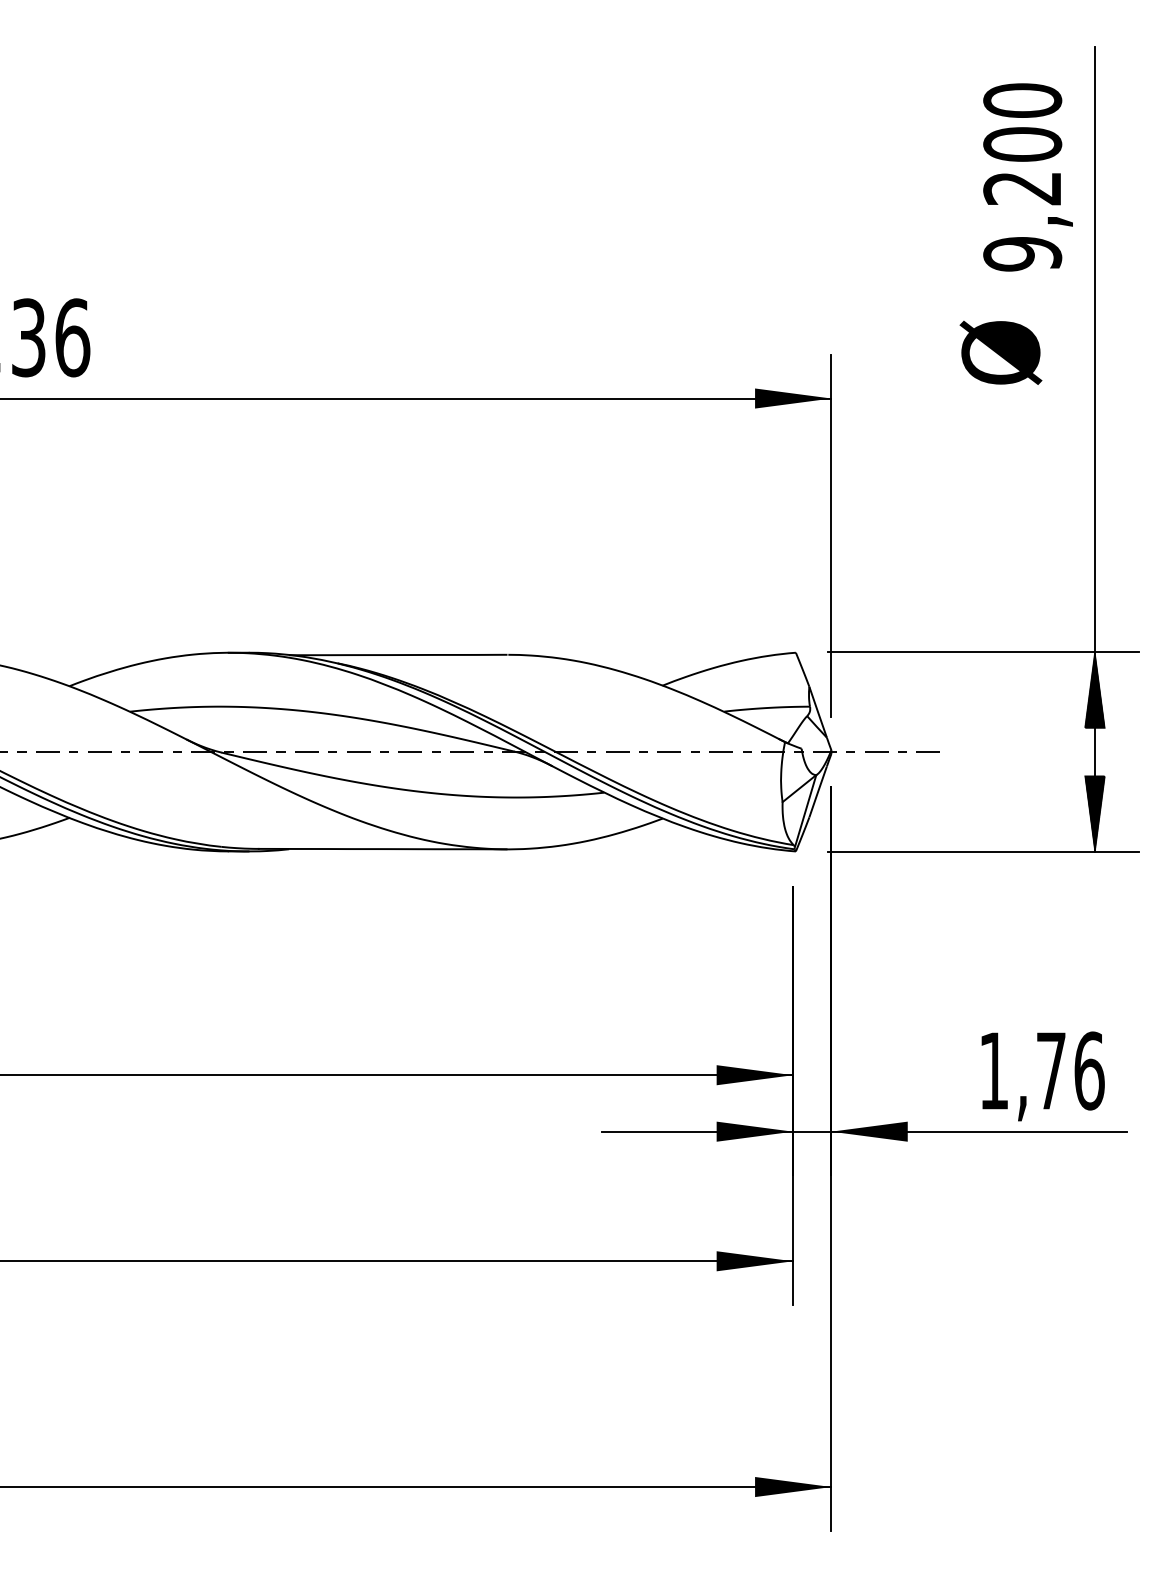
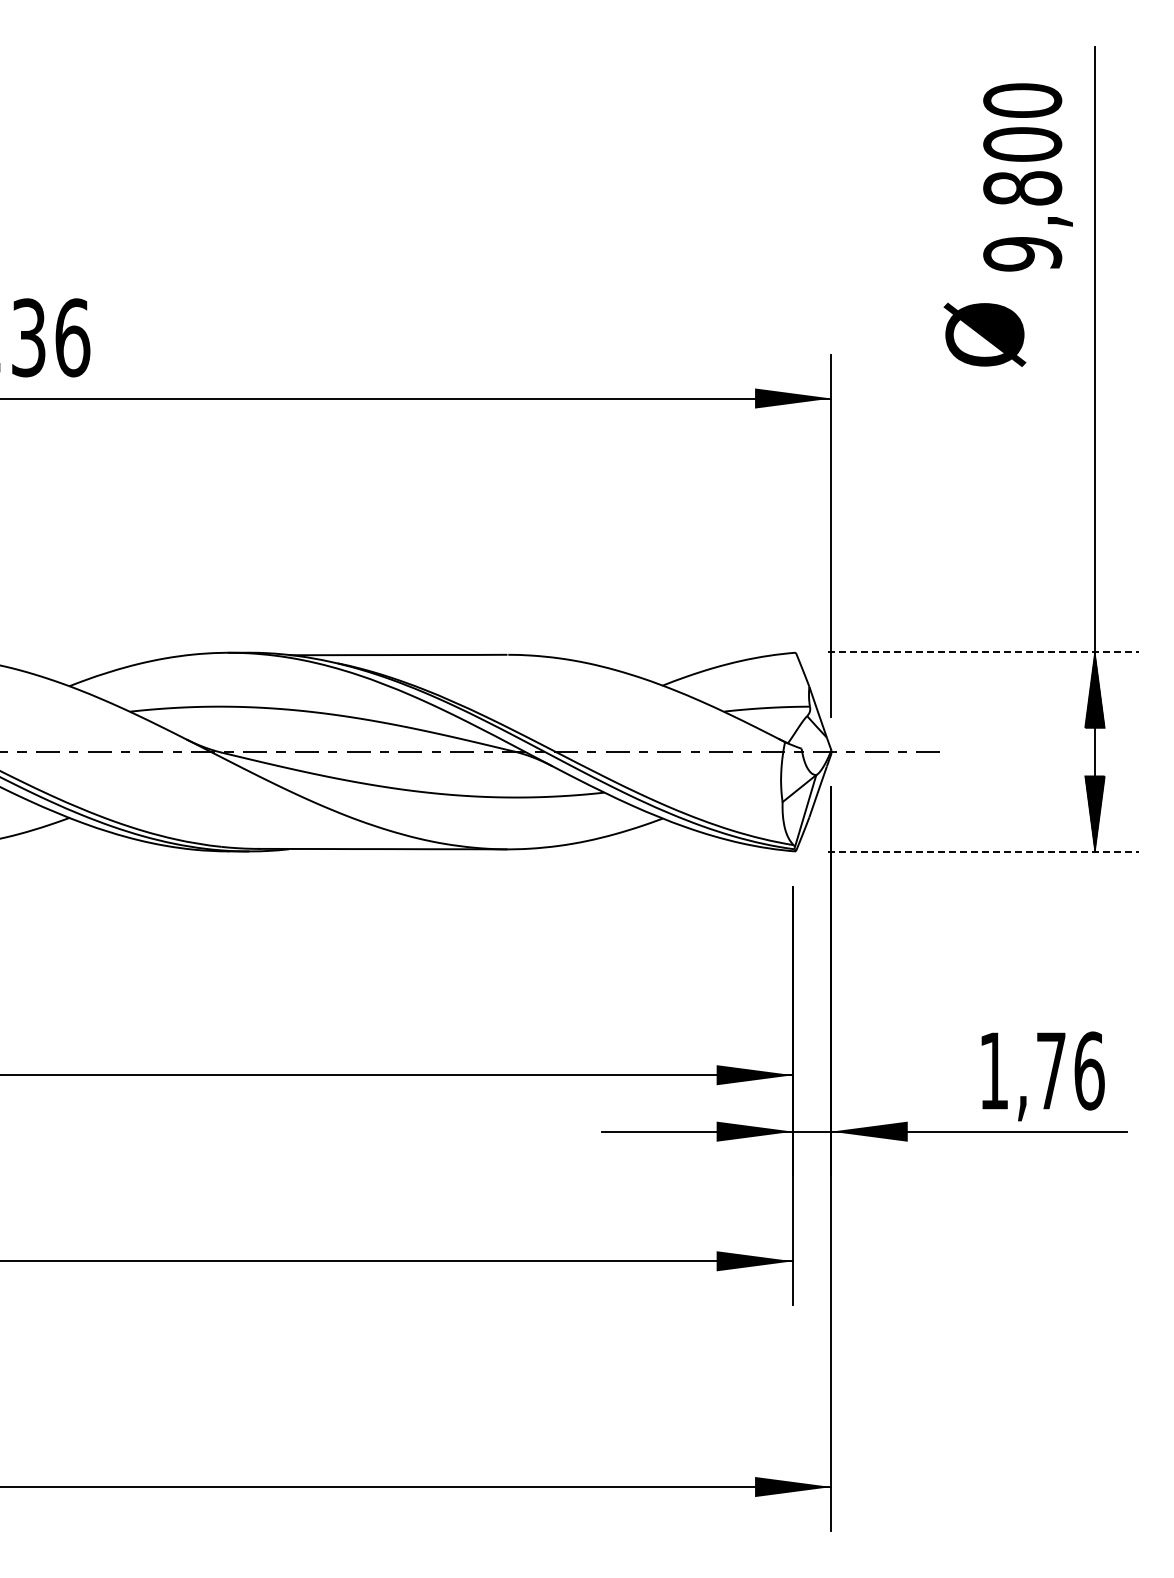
text: 9,200 -> 9,800 (1022, 188)
text position: (1000, 352) -> (984, 334) (984, 334)
line: solid -> dashed (983, 651)
line: solid -> dashed (983, 852)
